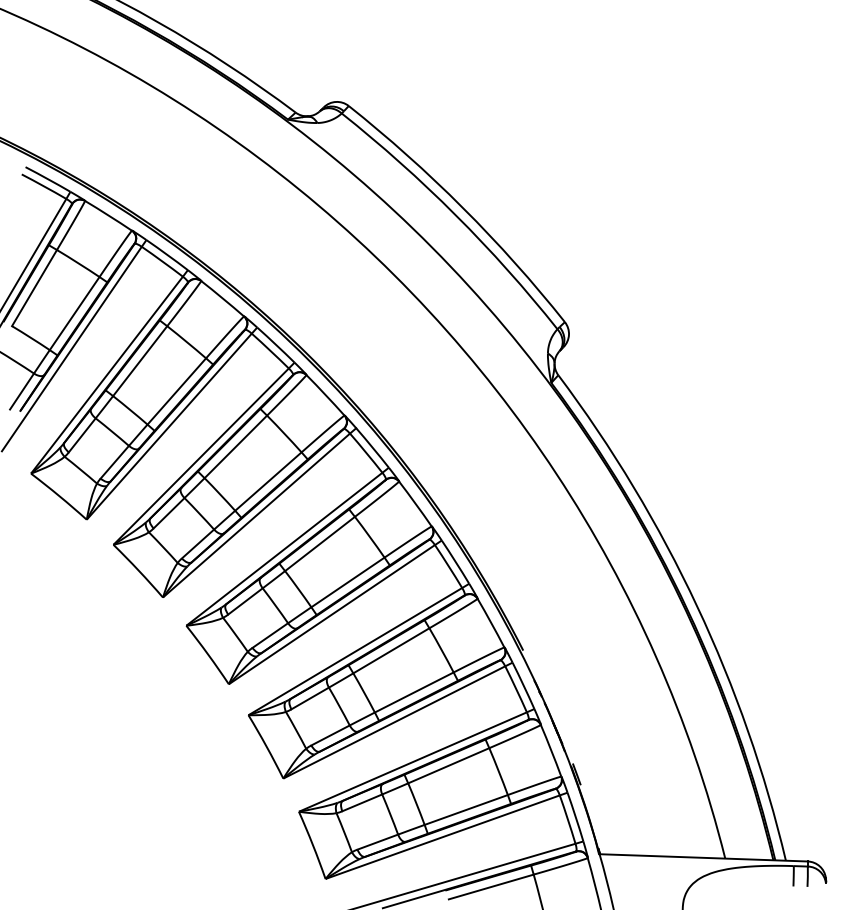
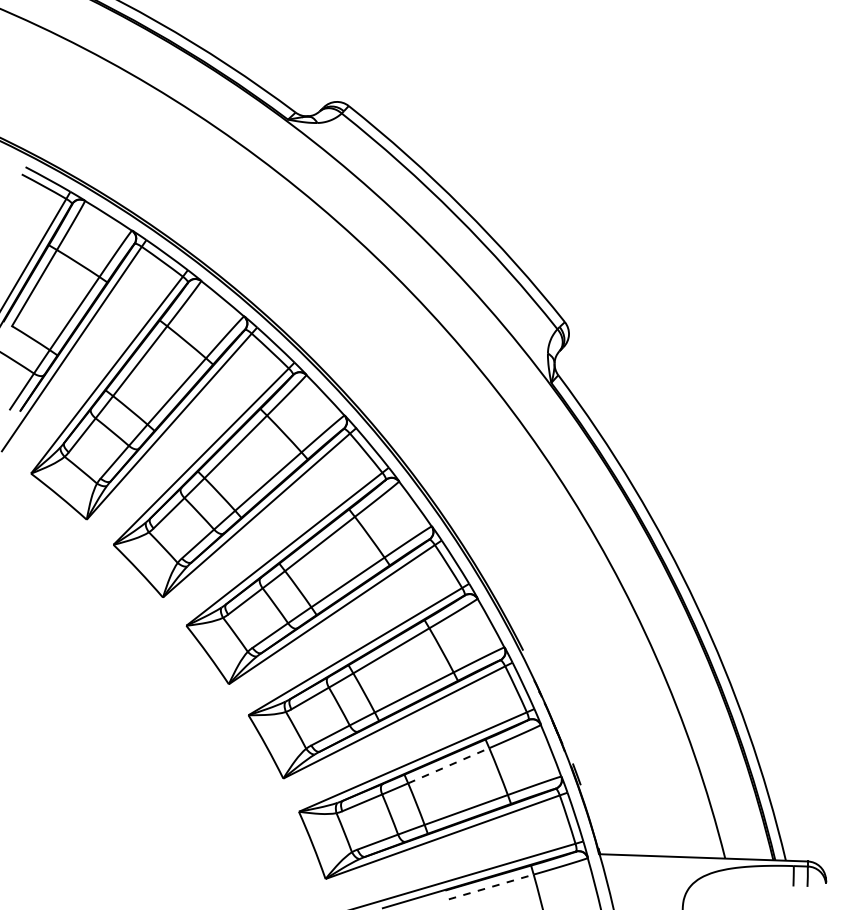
line: solid -> dashed (449, 765)
line: solid -> dashed (491, 886)
